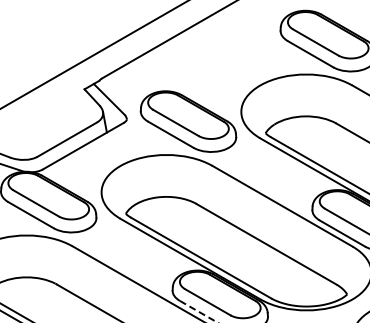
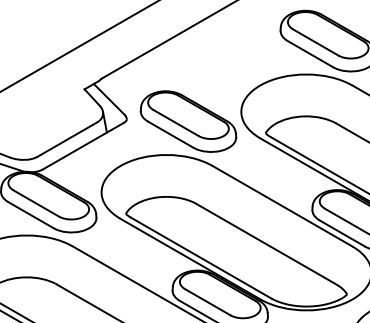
line position: (93, 54) -> (78, 46) (78, 46)
line: dashed -> solid (198, 311)
